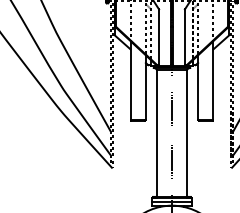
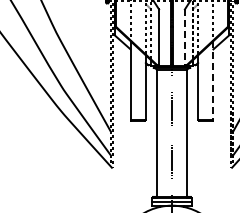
line: solid -> dashed (184, 37)
line: solid -> dashed (213, 81)
